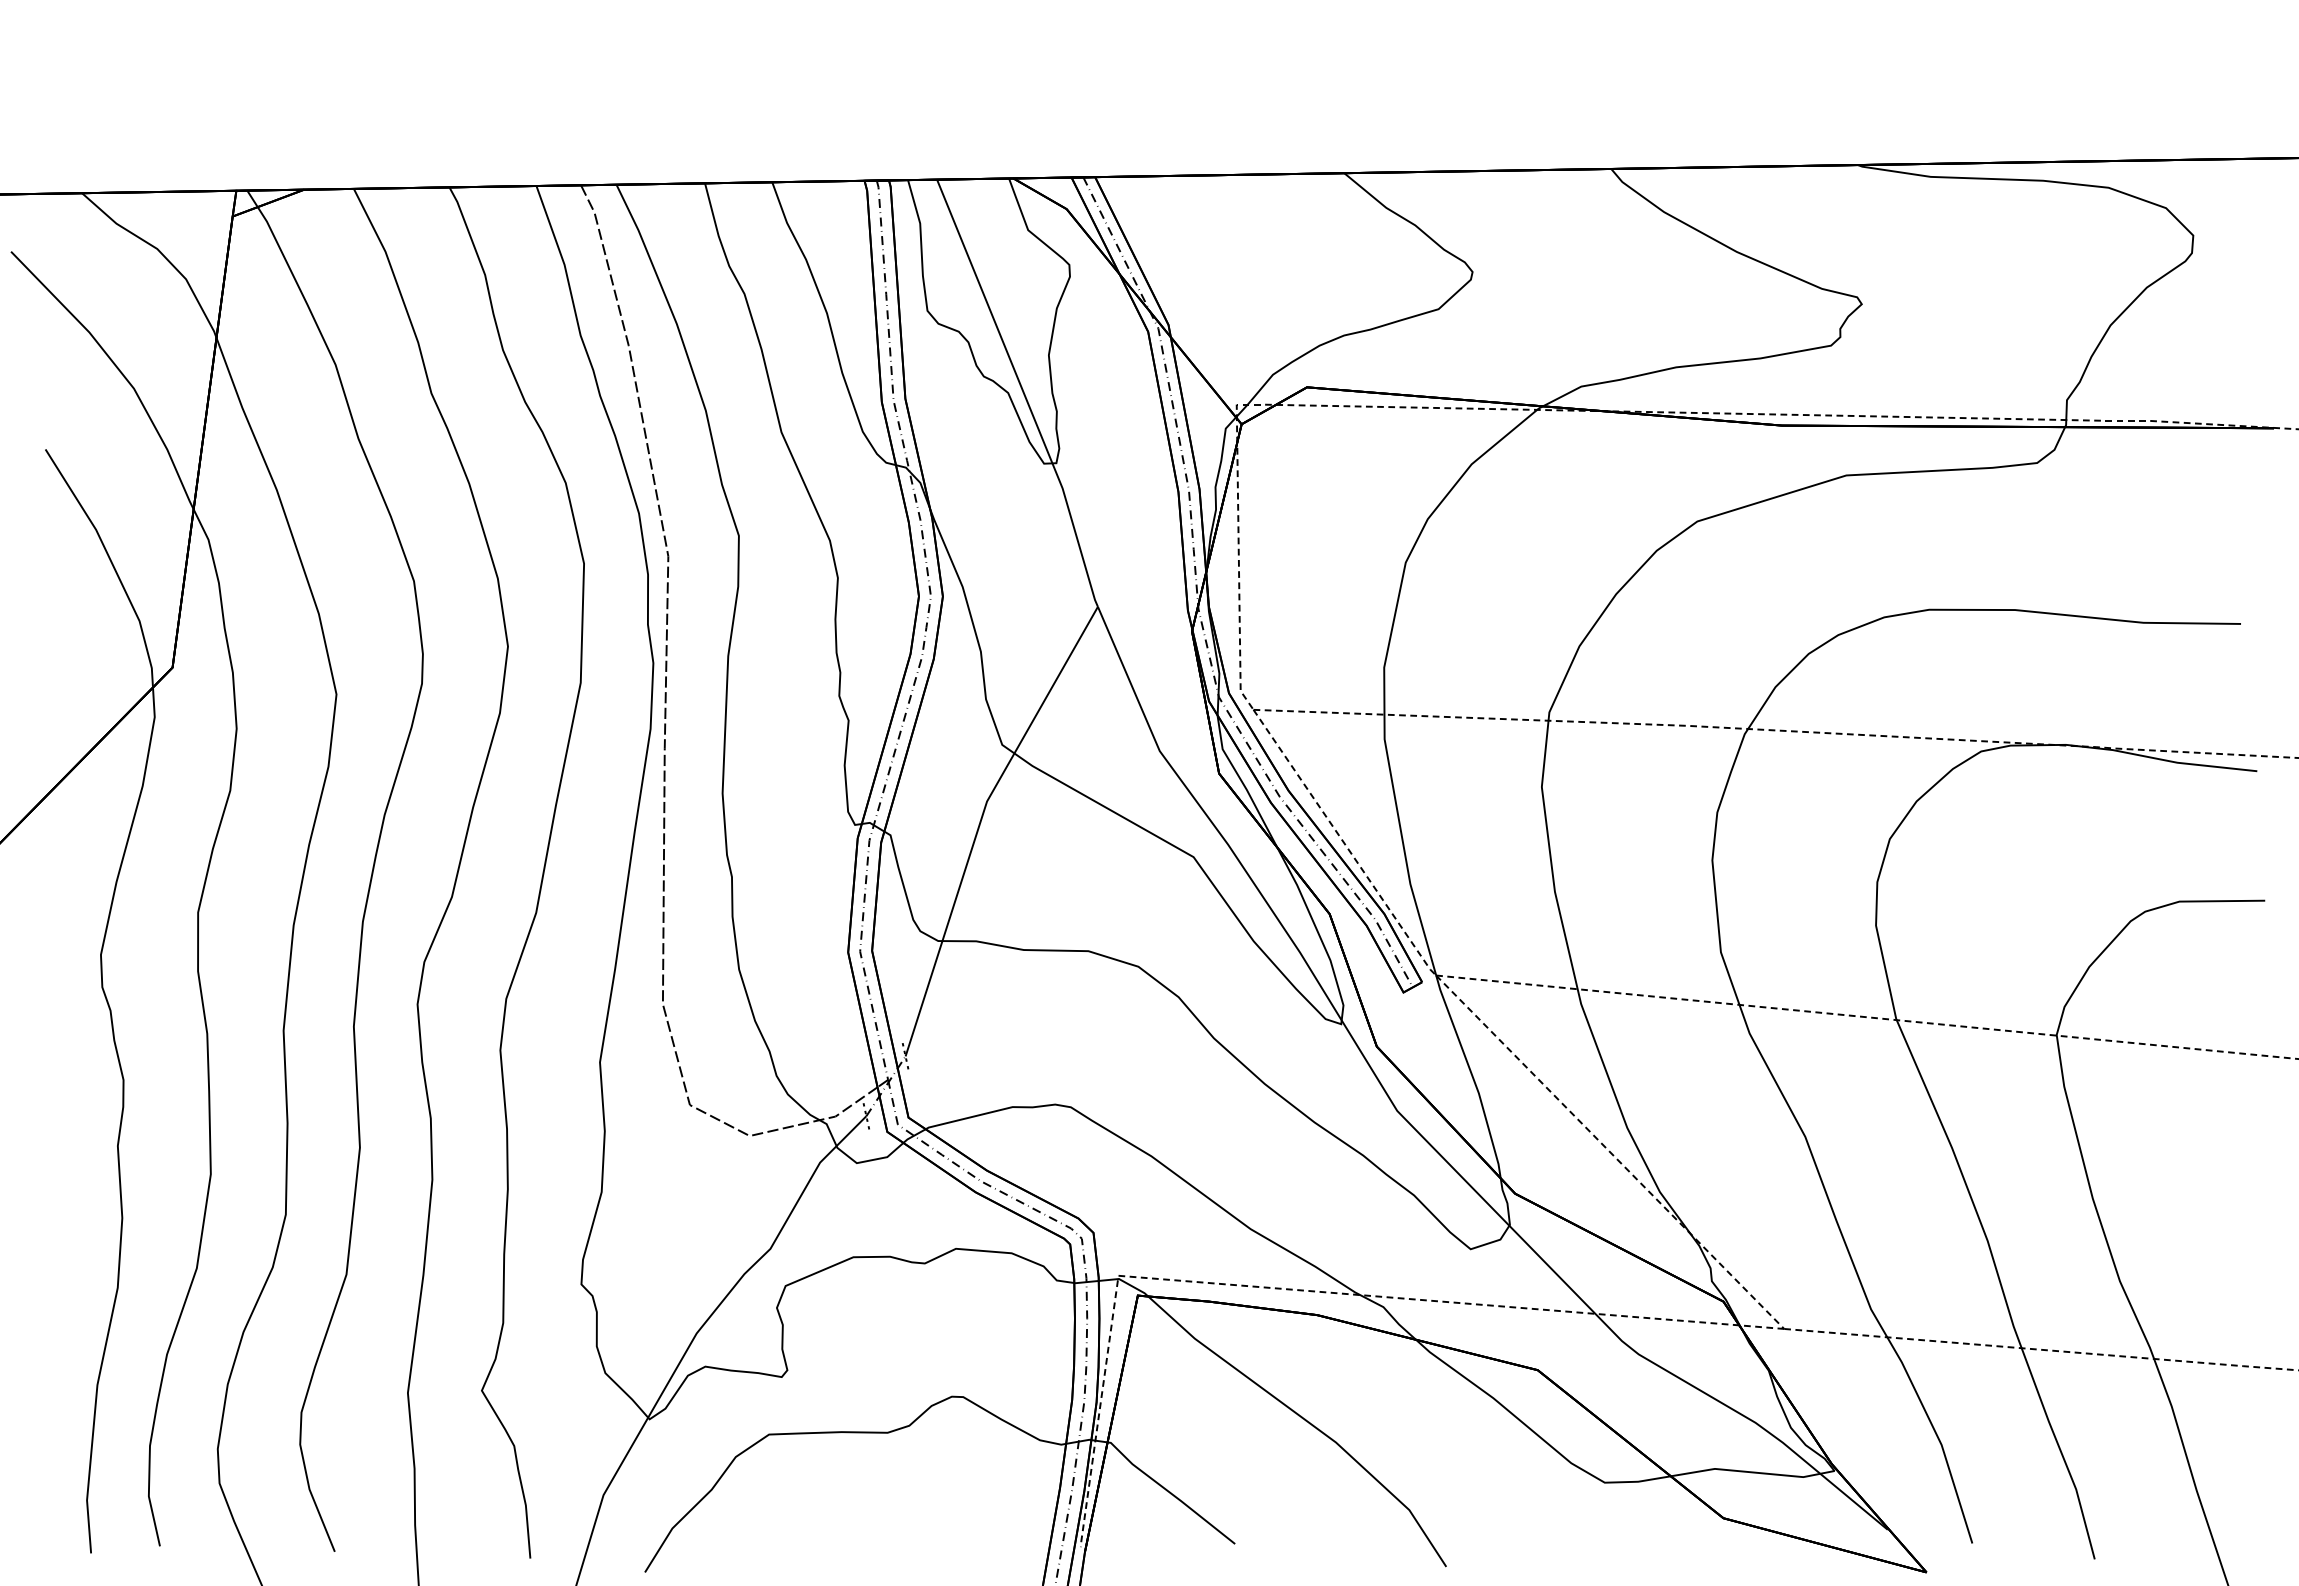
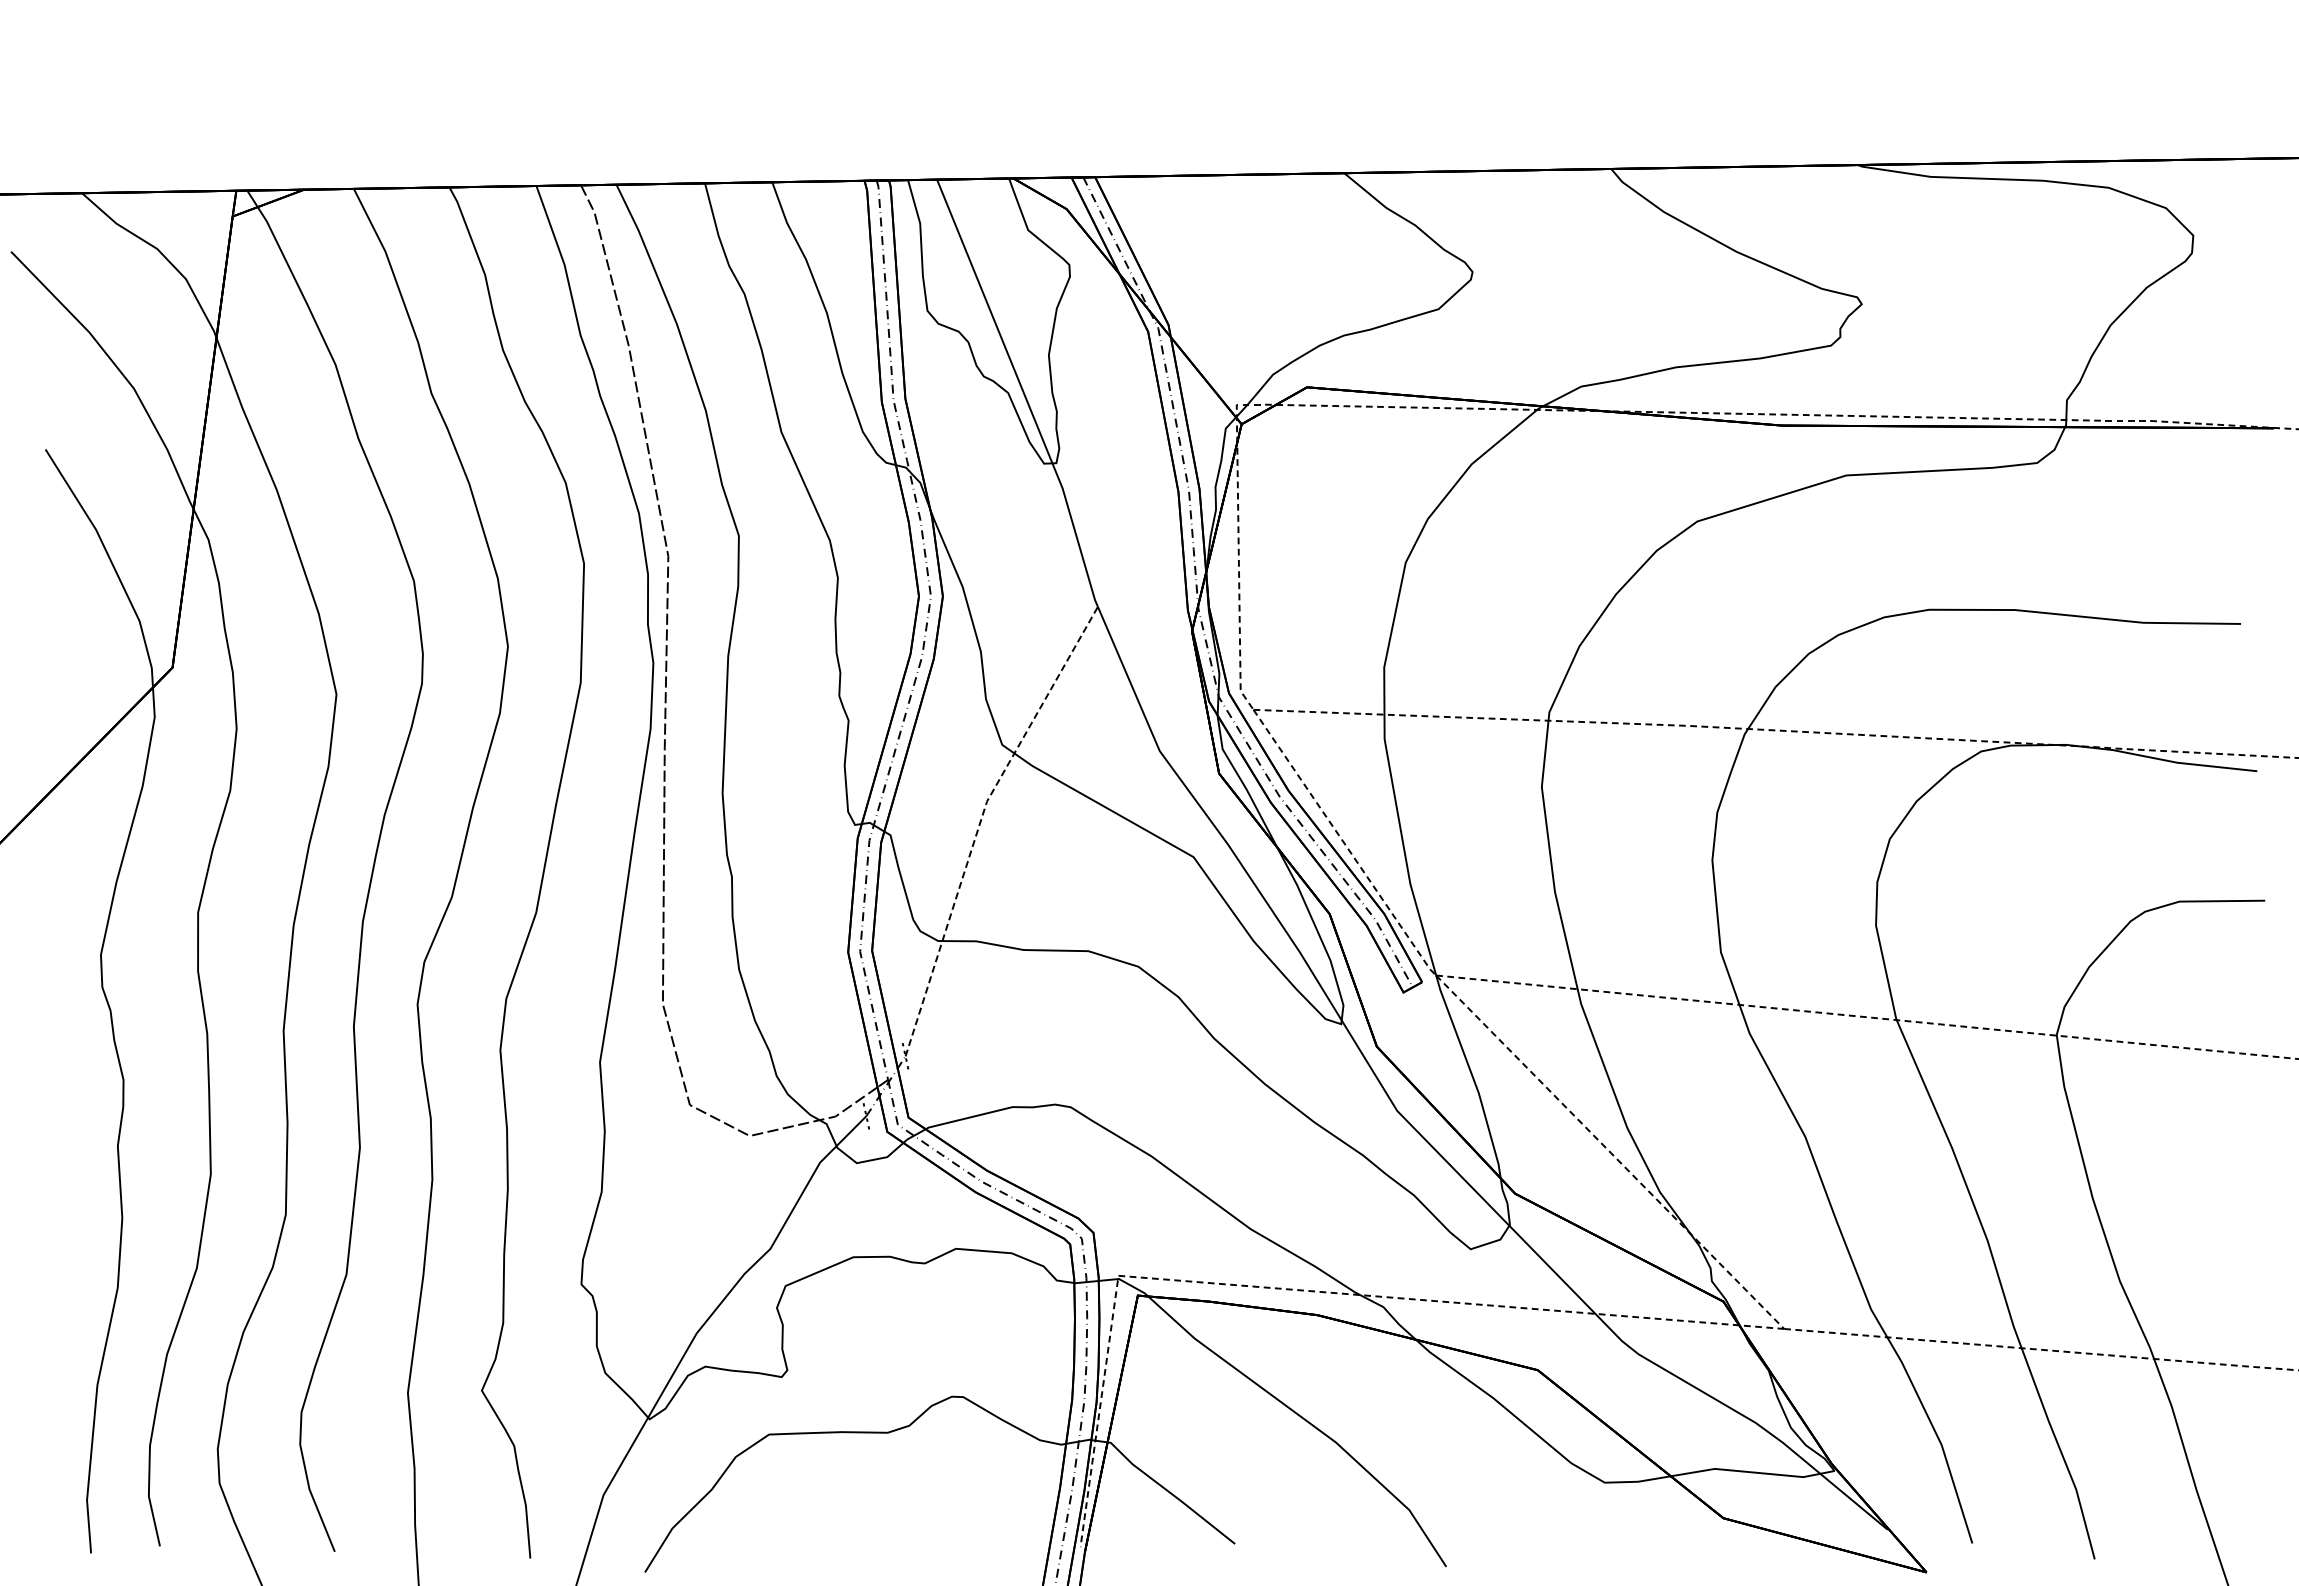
line: solid -> dashed (980, 821)
